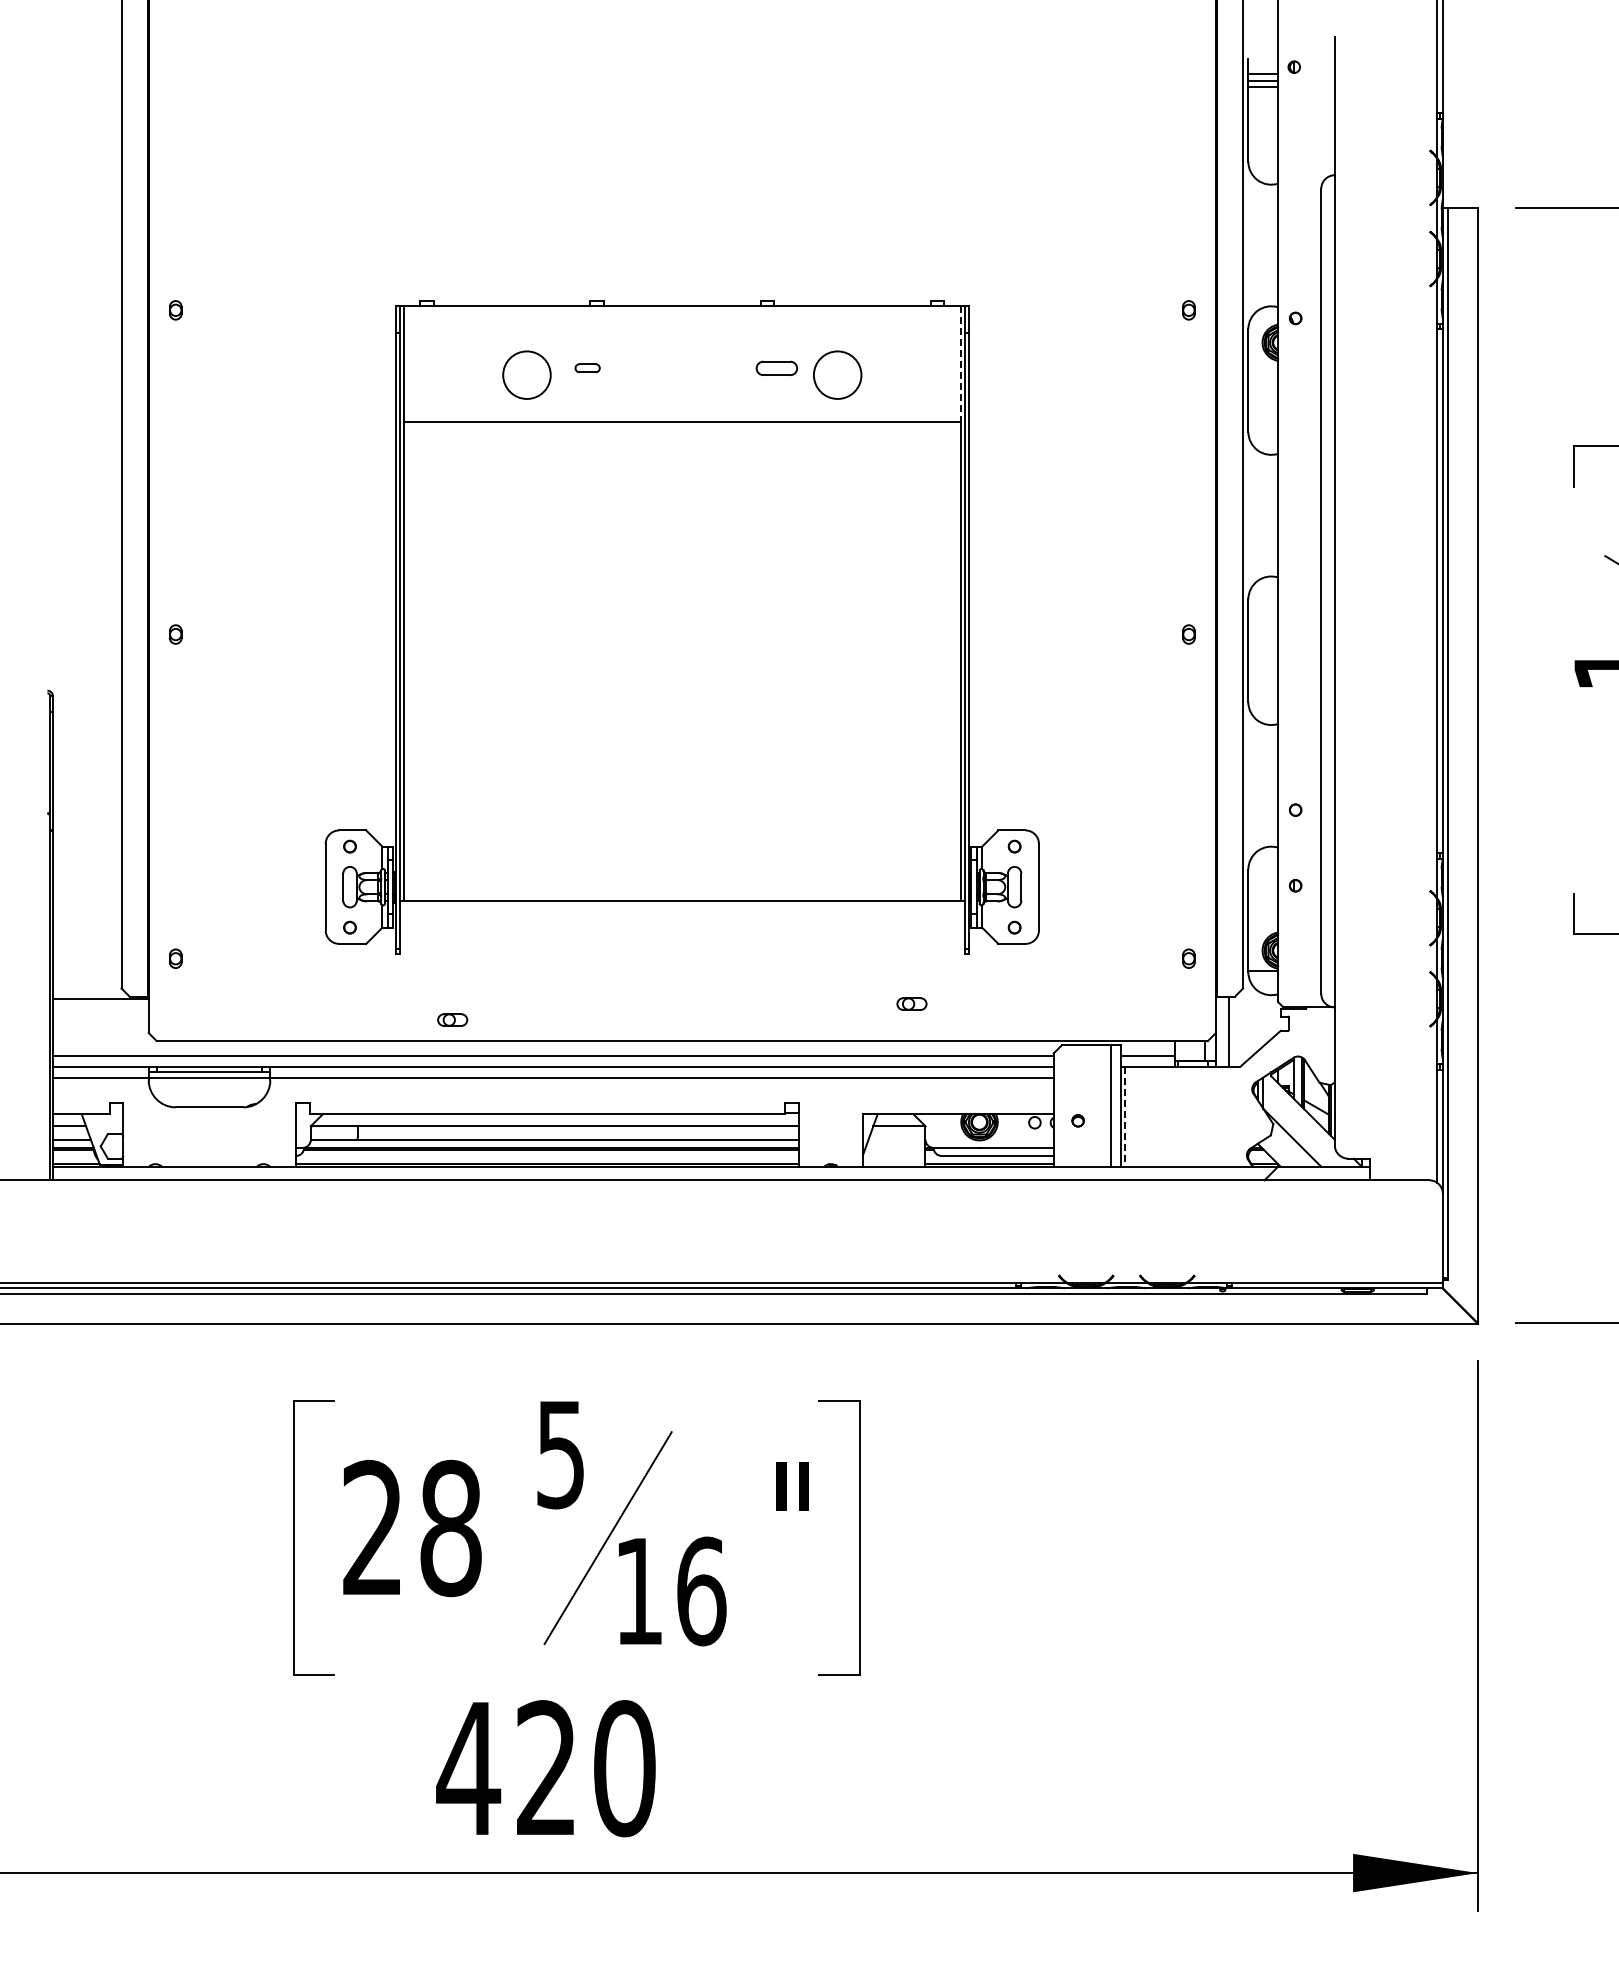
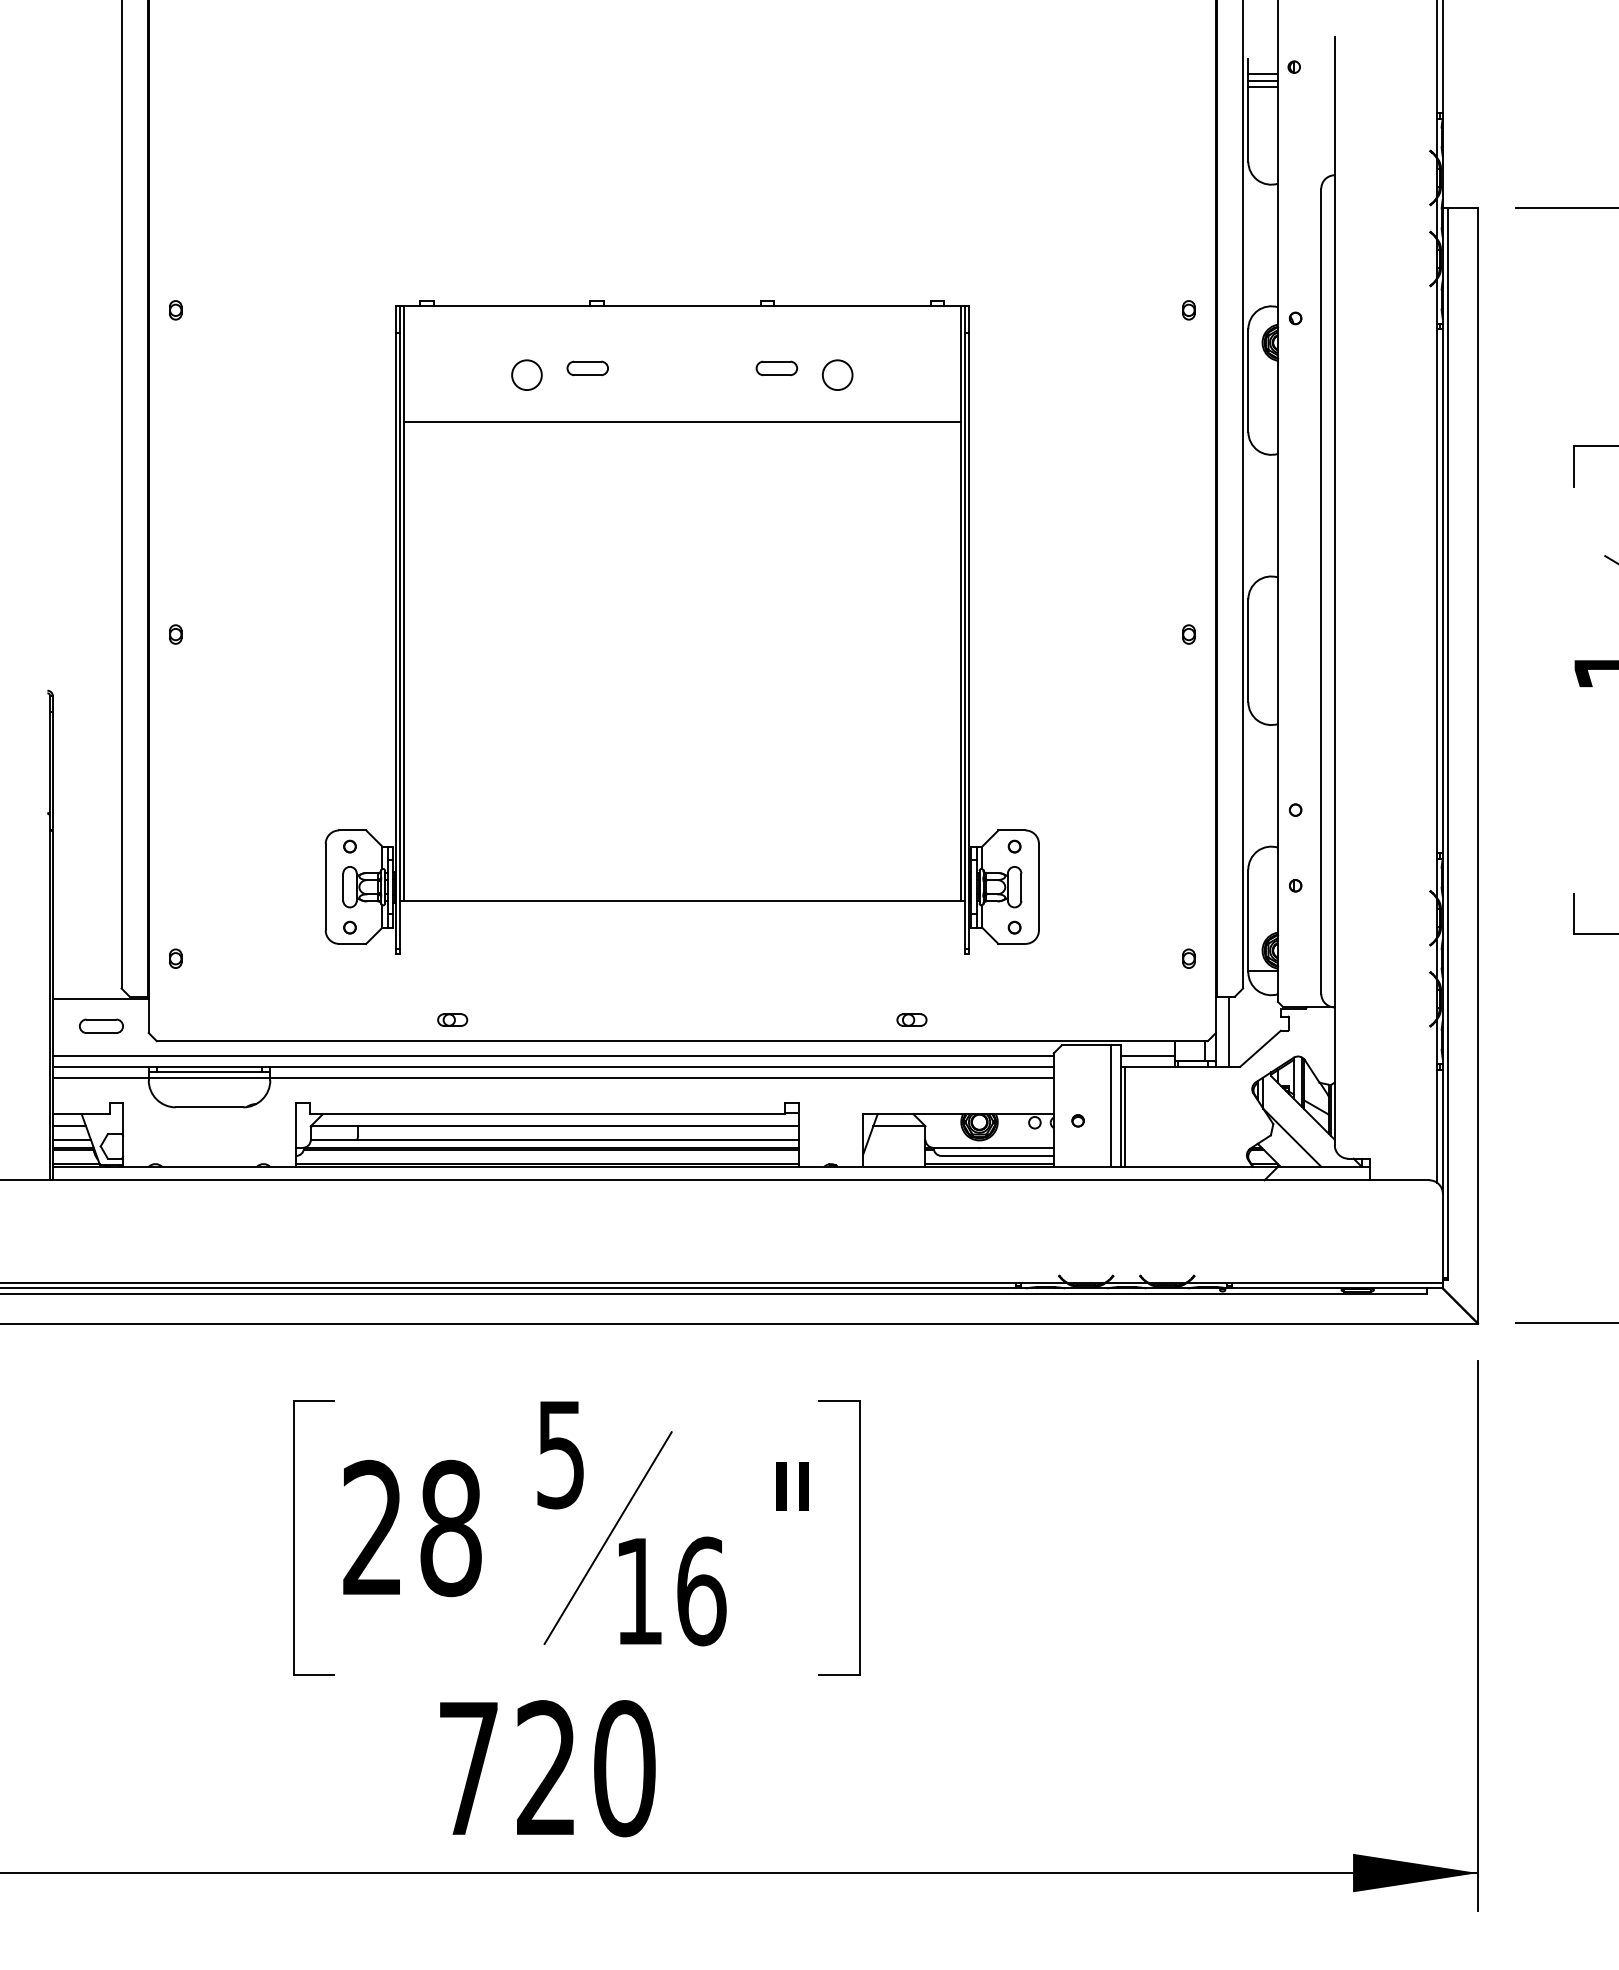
line: dashed -> solid (960, 364)
part size: 27x11 px -> 43x16 px (587, 367)
circle diameter: 48 px -> 30 px (526, 375)
circle diameter: 48 px -> 30 px (837, 375)
part position: (911, 1003) -> (911, 1019) (911, 1019)
part: none -> present (101, 1025)
line: dashed -> solid (1125, 1116)
text: 420 -> 720 (468, 1768)
